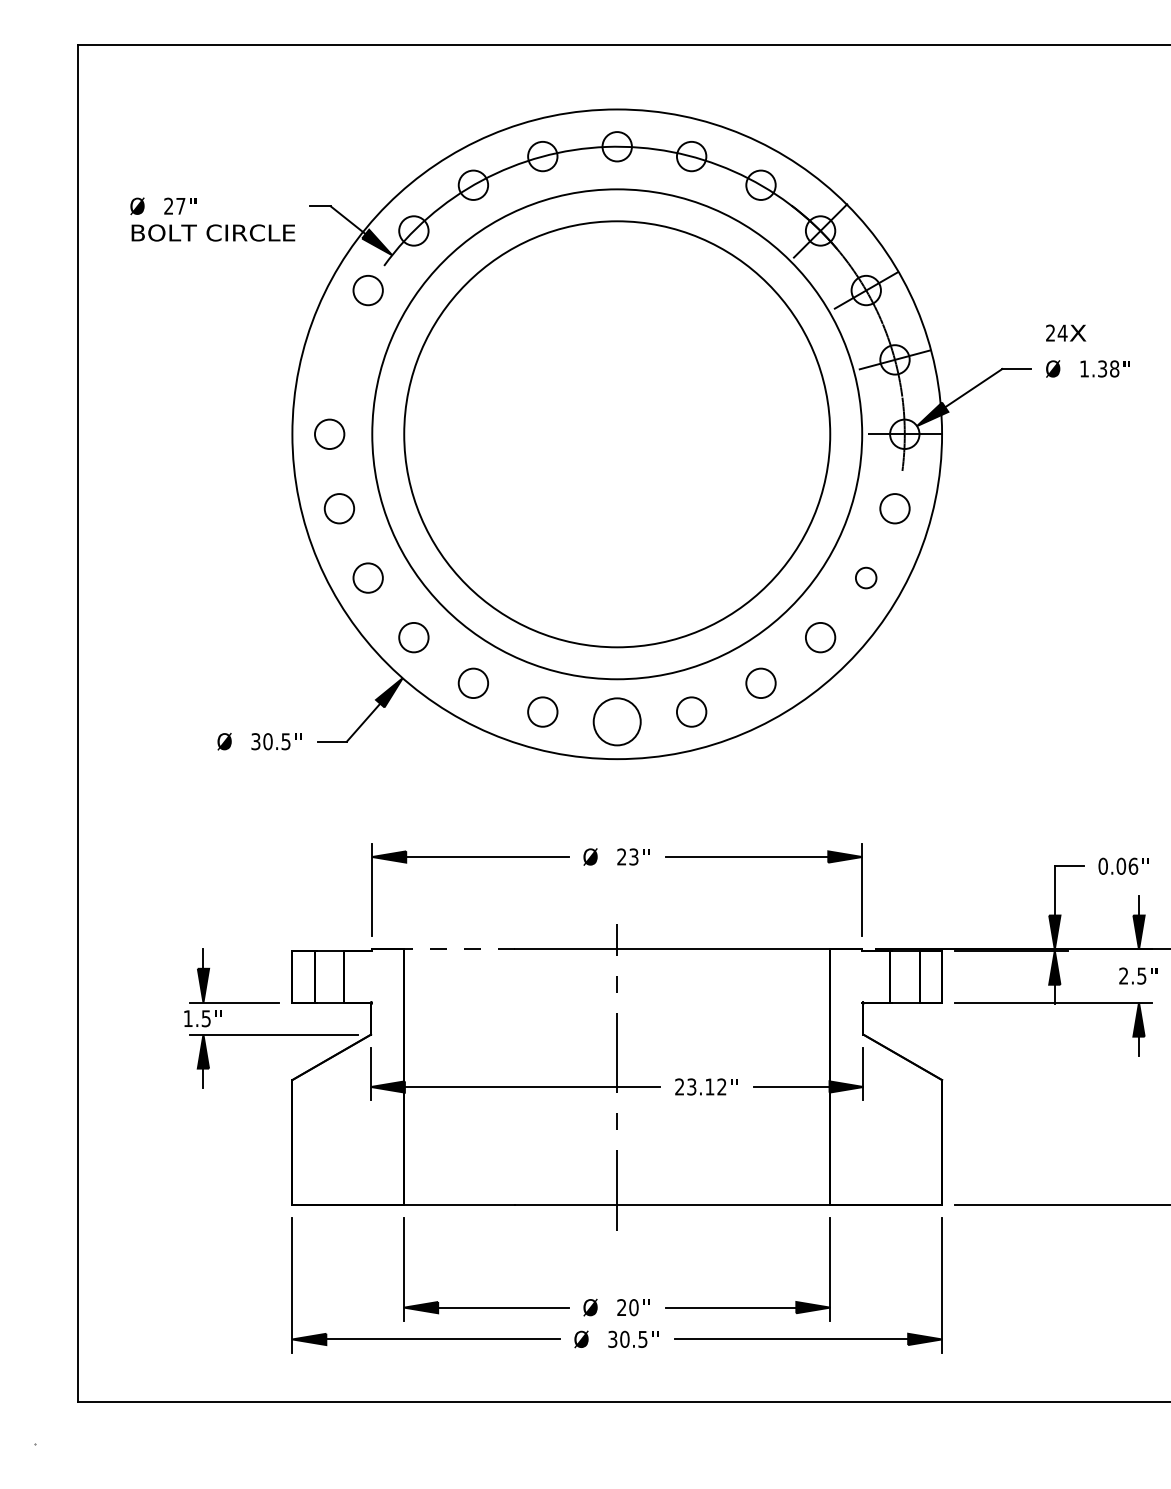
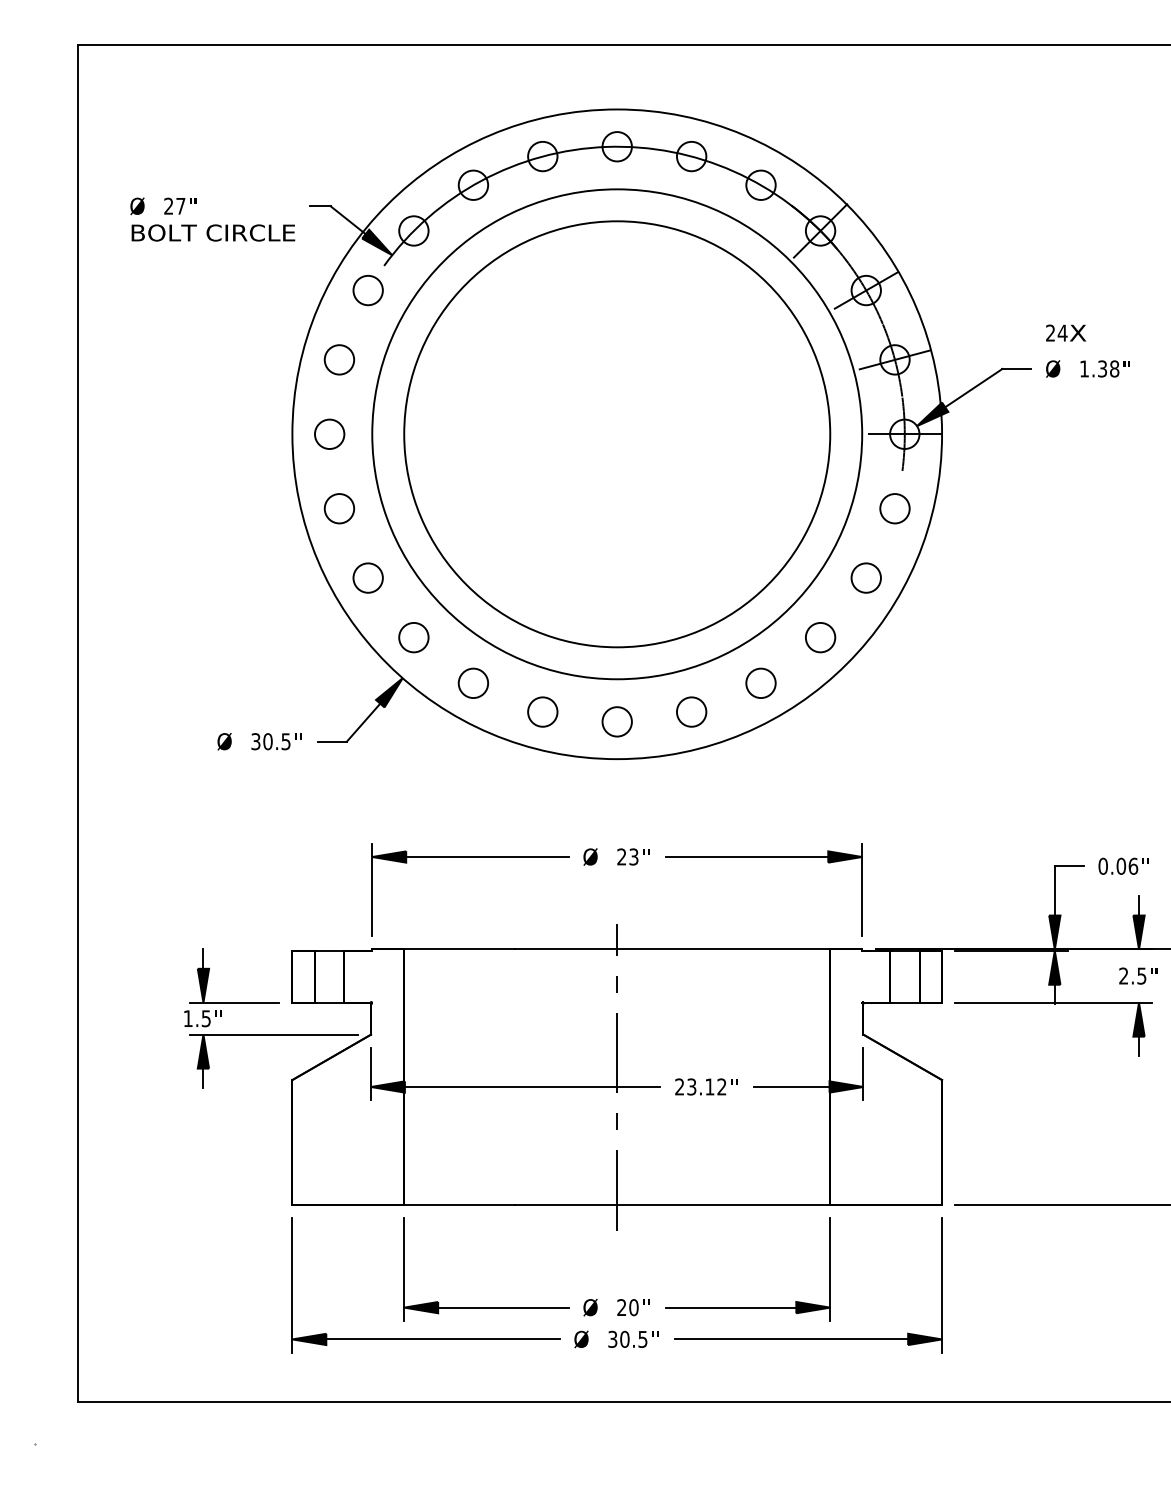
circle: none -> present (339, 359)
circle size: 23x24 px -> 32x32 px (865, 577)
circle diameter: 47 px -> 29 px (616, 721)
line: dashed -> solid (459, 949)
